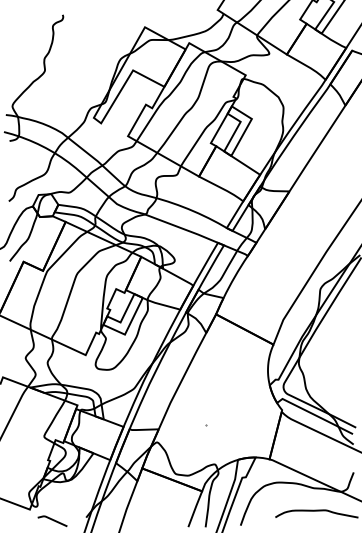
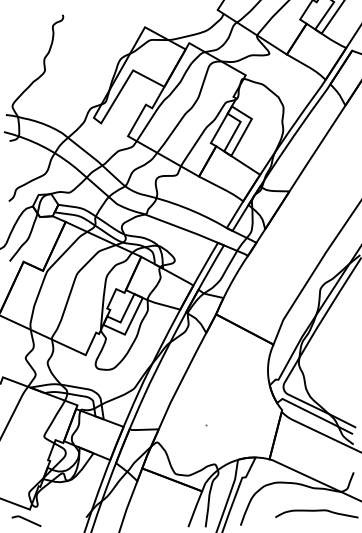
curve position: (52, 520) -> (26, 520) (26, 520)
